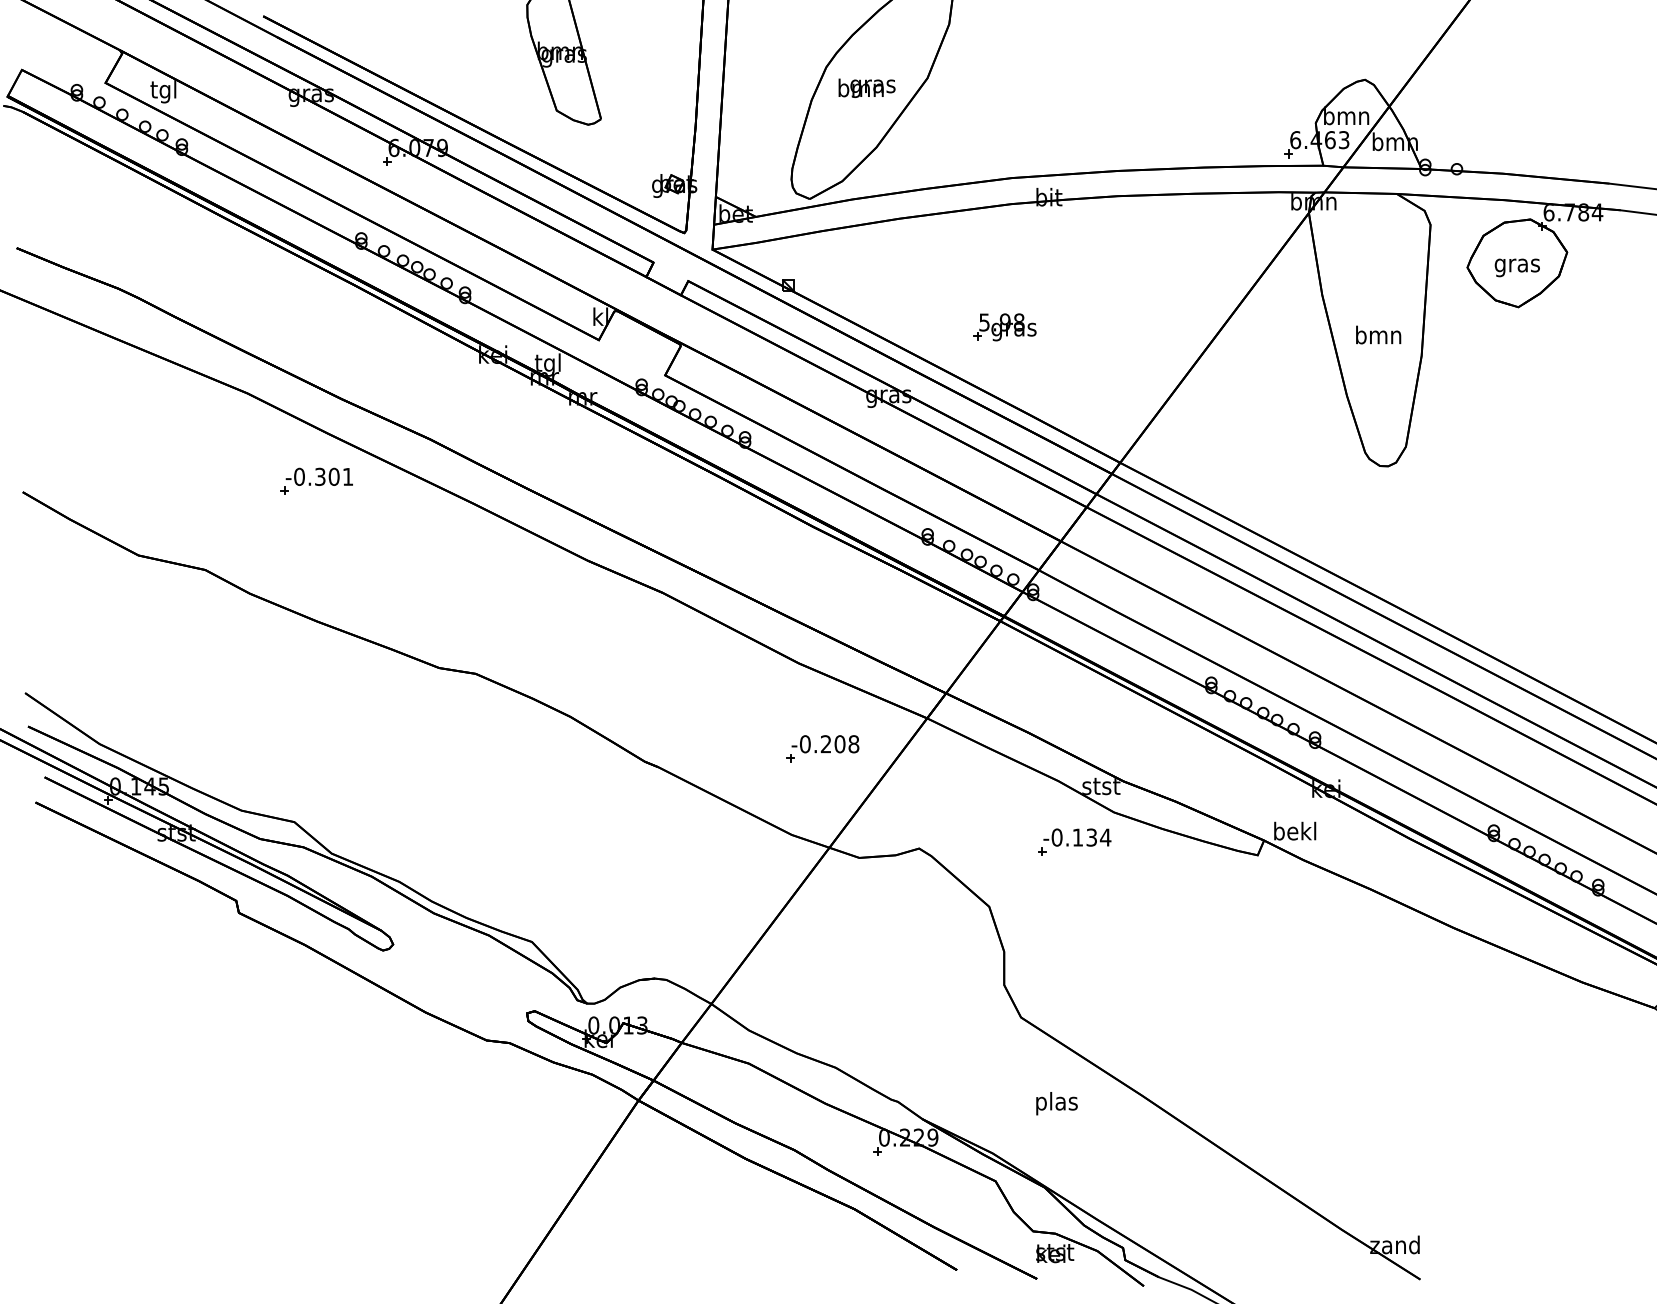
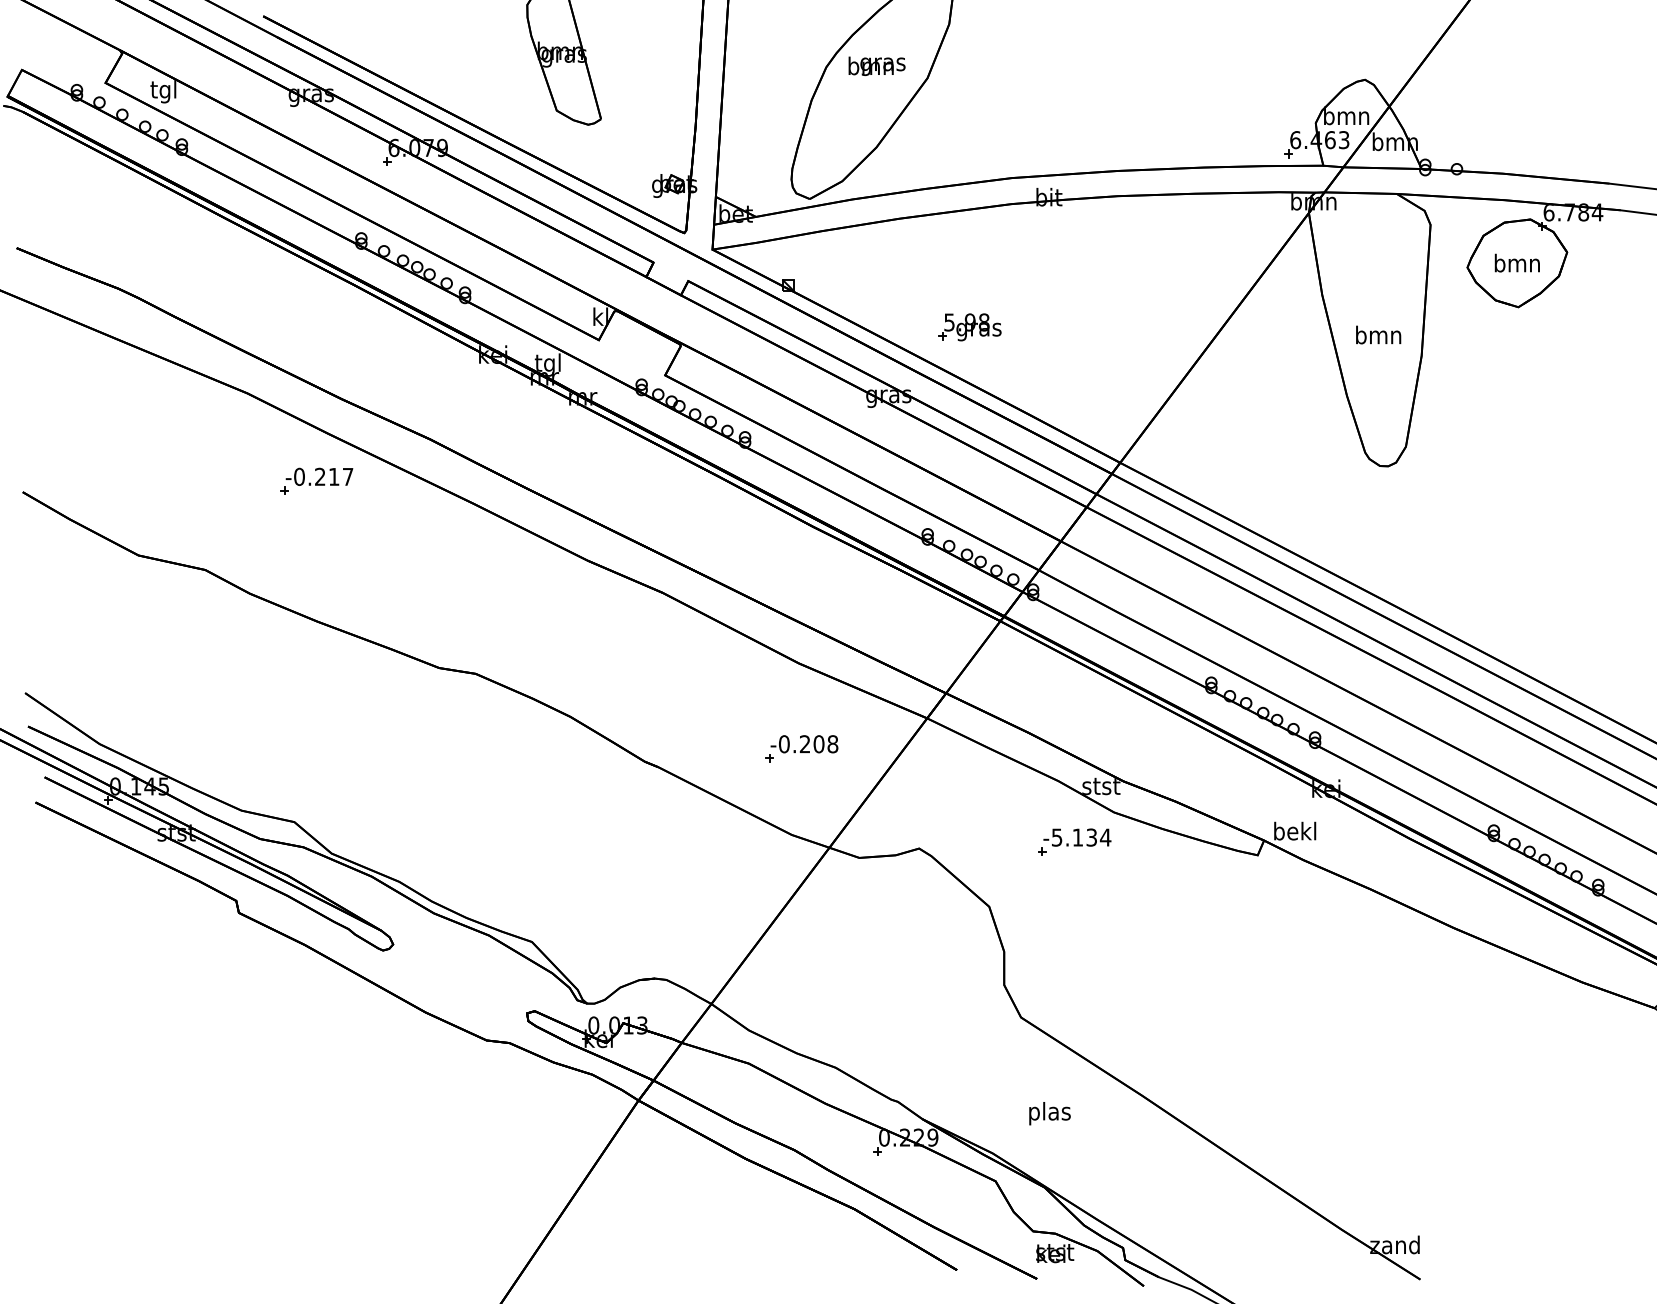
text position: (866, 87) -> (876, 65) (876, 65)
text: gras -> bmn (1516, 265)
part position: (1004, 327) -> (969, 327) (969, 327)
text: -0.301 -> -0.217 (334, 476)
part position: (822, 748) -> (801, 748) (801, 748)
text: -0.134 -> -5.134 (1056, 837)
text position: (1056, 1103) -> (1049, 1113) (1049, 1113)
